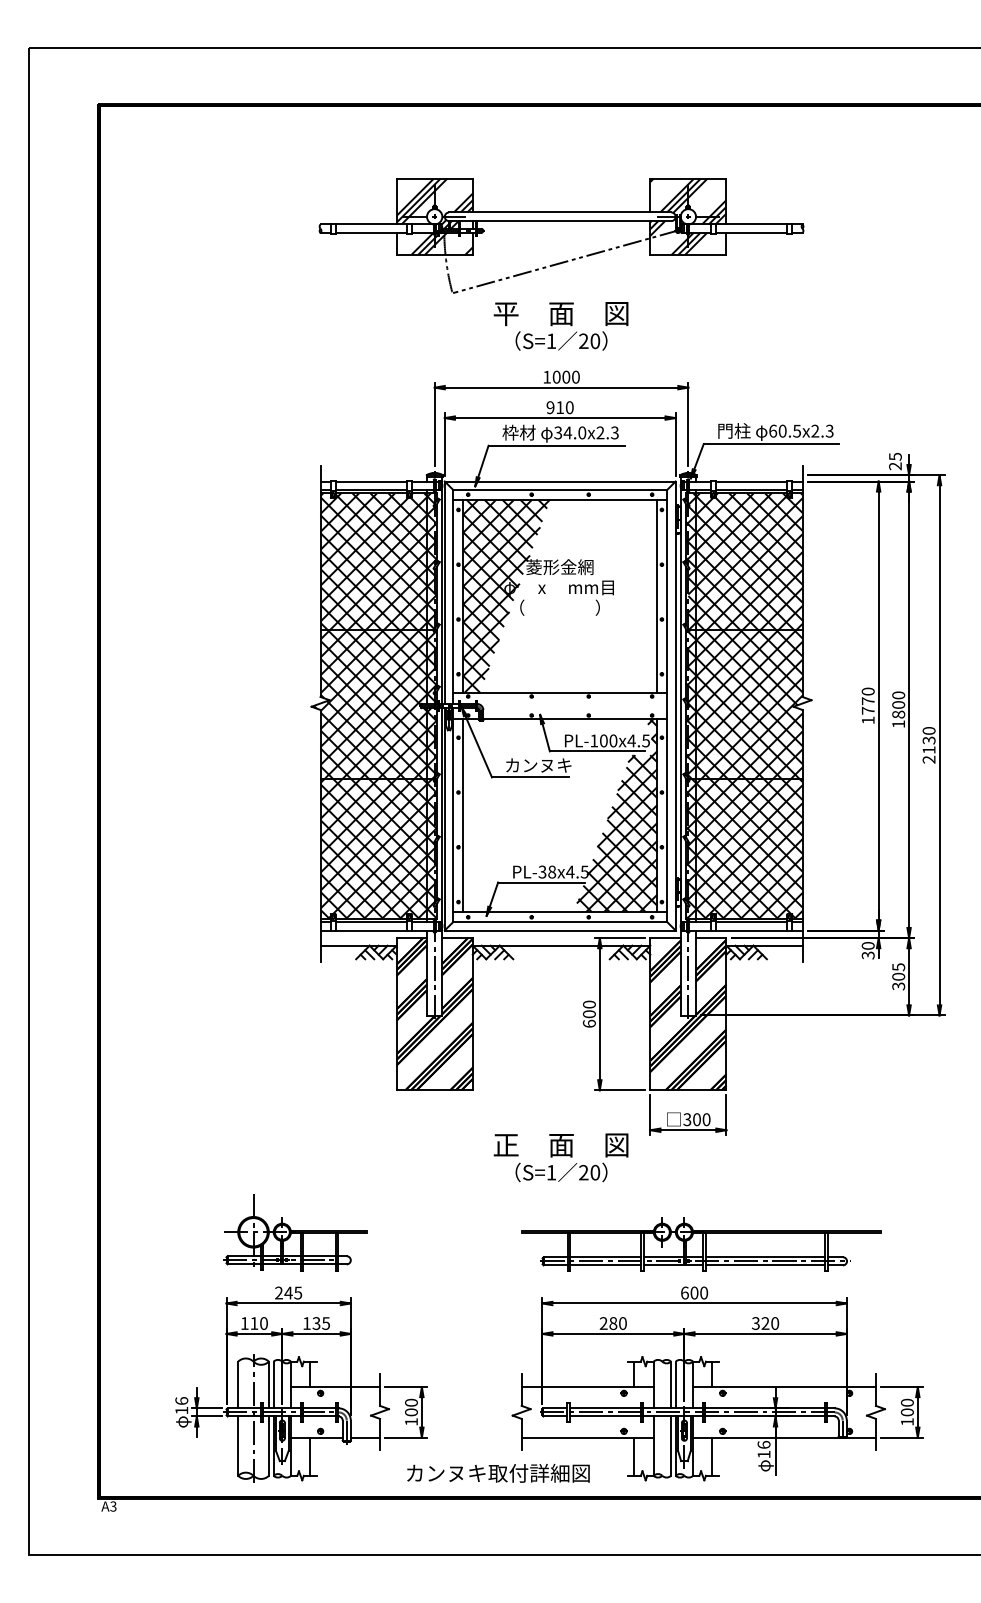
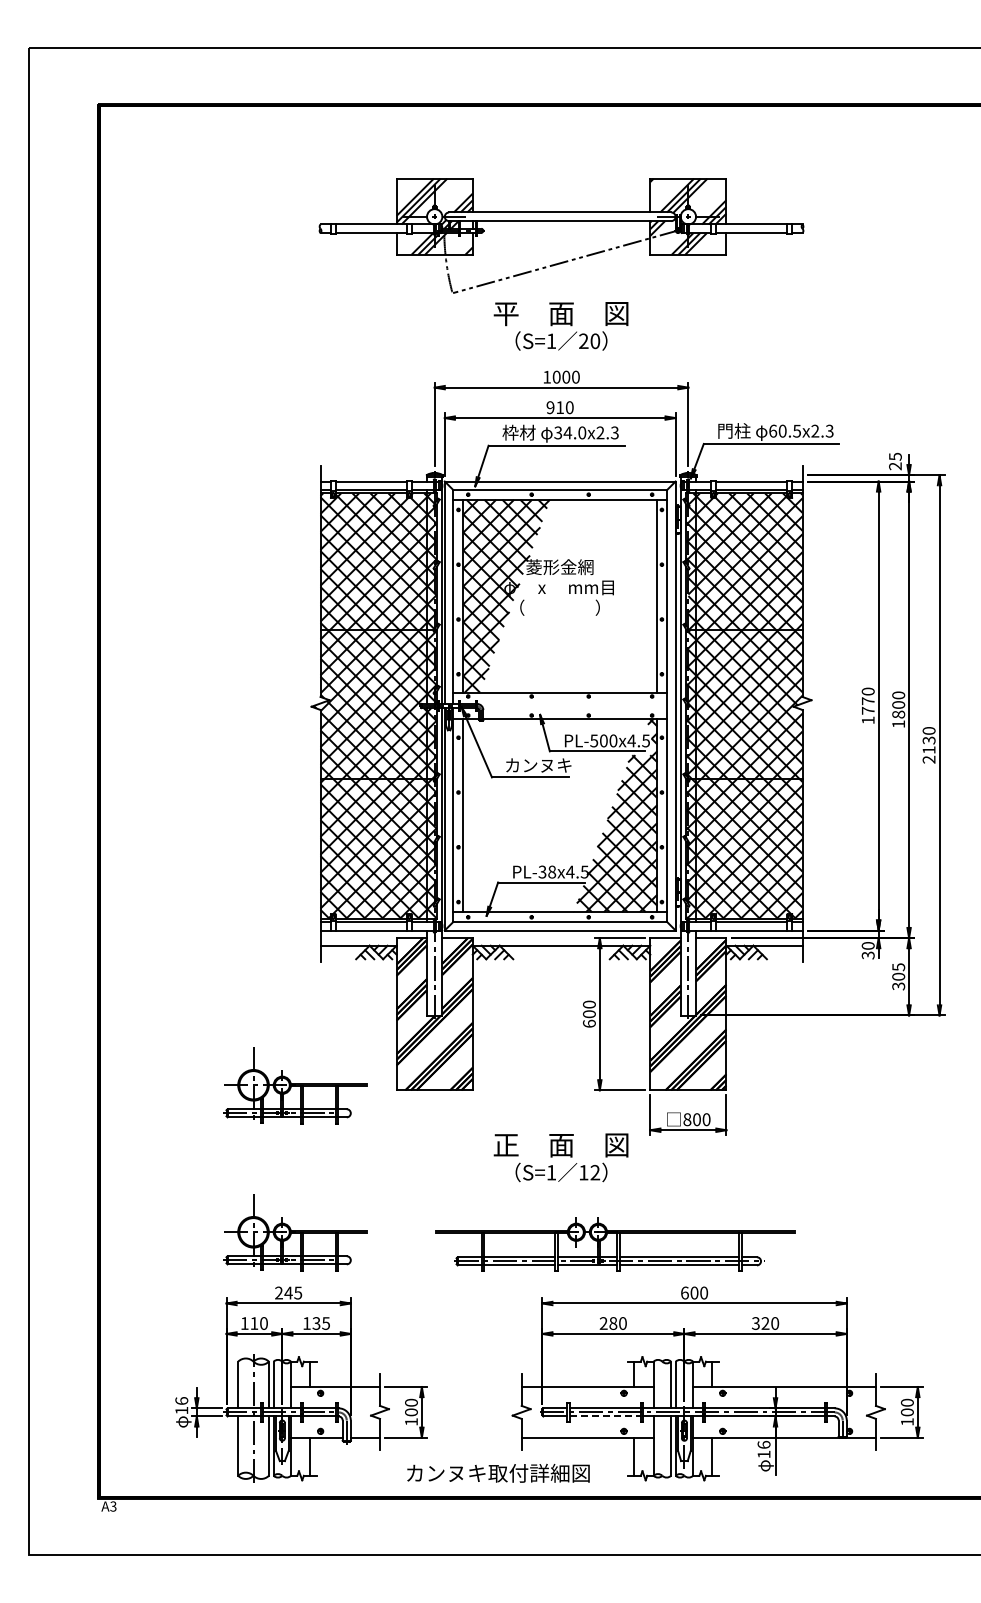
text: PL-100x4.5 -> PL-500x4.5 (594, 740)
part: none -> present (295, 1085)
text: 300 -> 800 (687, 1119)
text: 20 -> 12 (589, 1172)
part position: (701, 1244) -> (615, 1244) (615, 1244)
line: solid -> dashed (605, 1416)
